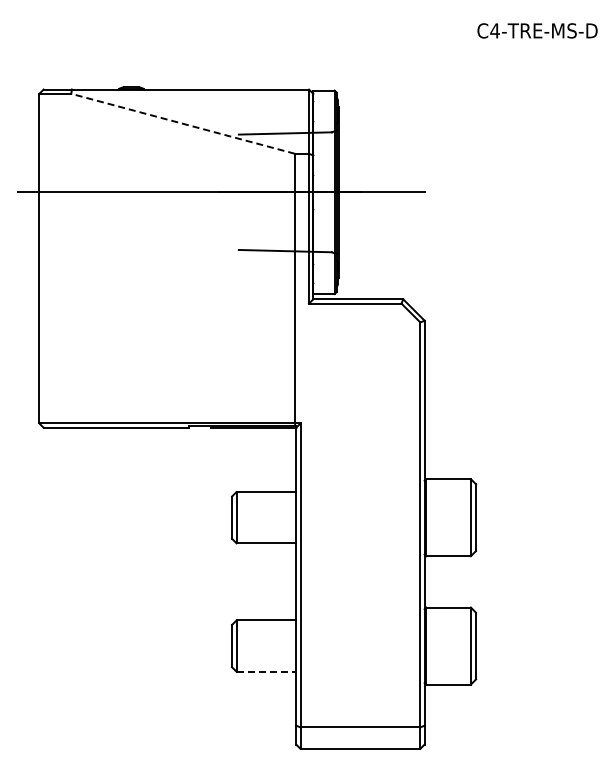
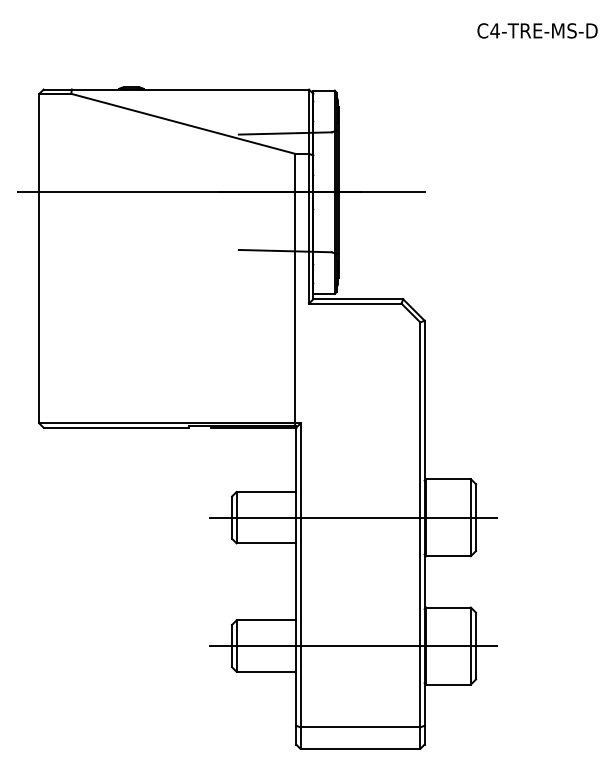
line: dashed -> solid (183, 123)
line: none -> present (353, 517)
line: none -> present (353, 646)
line: dashed -> solid (266, 671)
